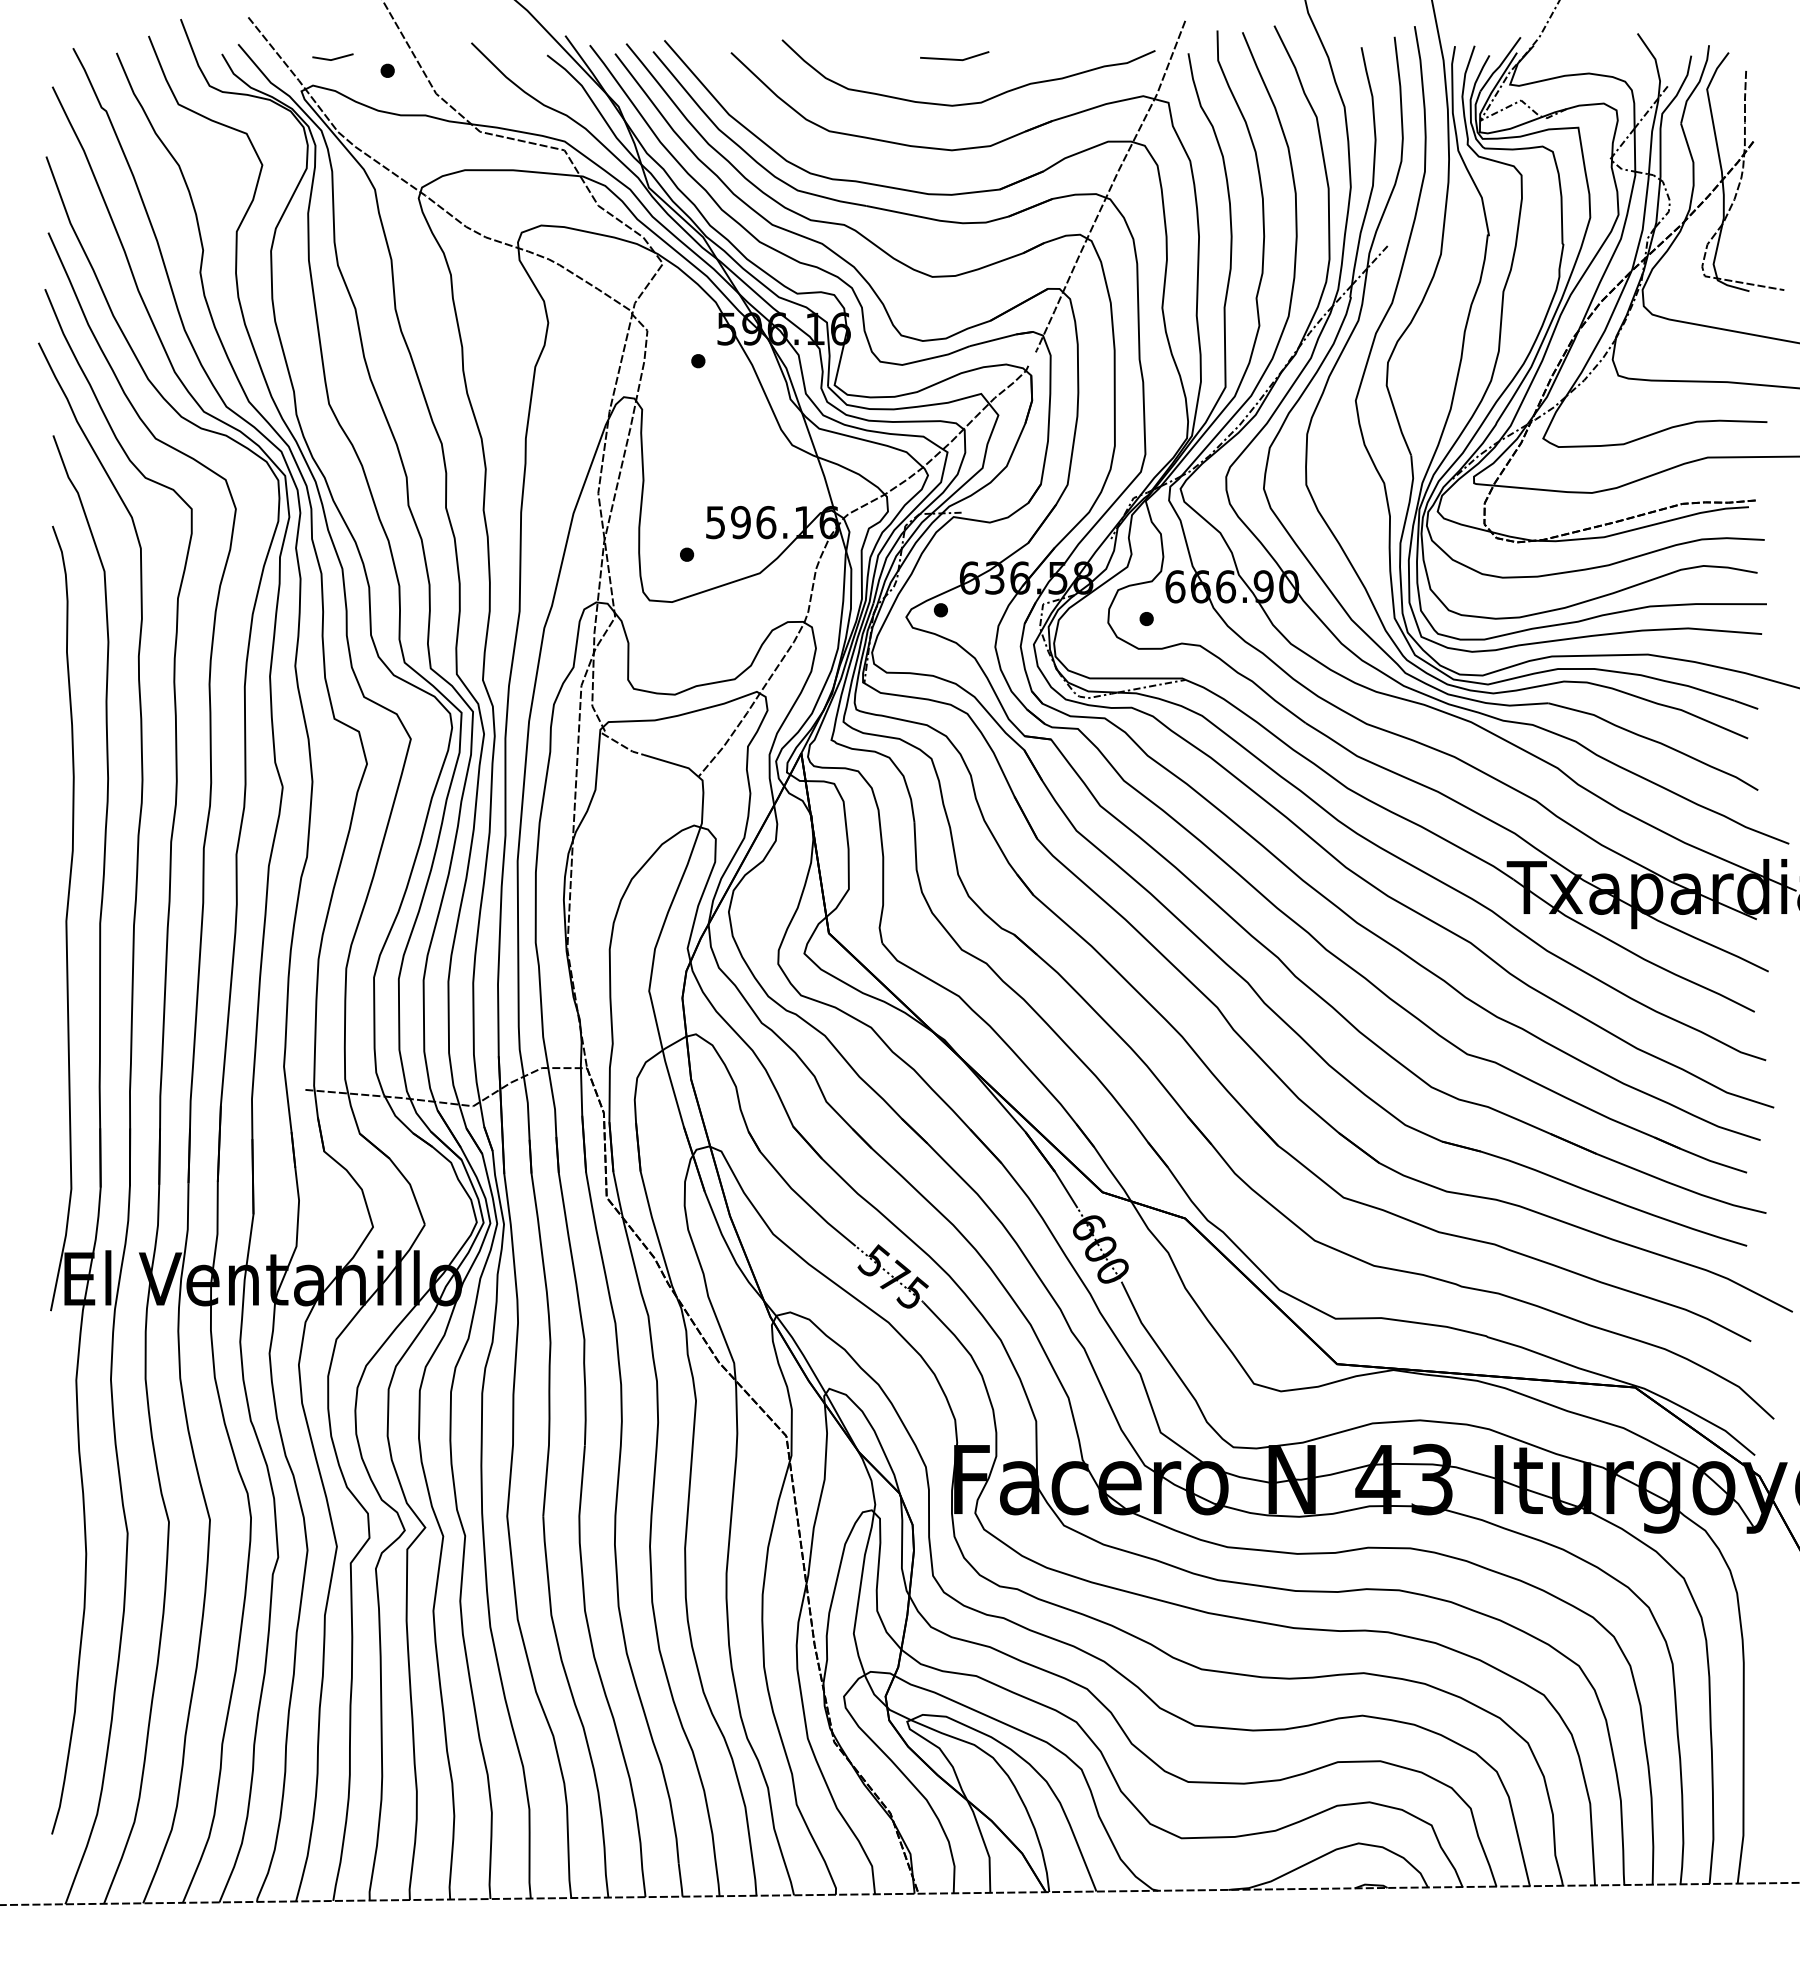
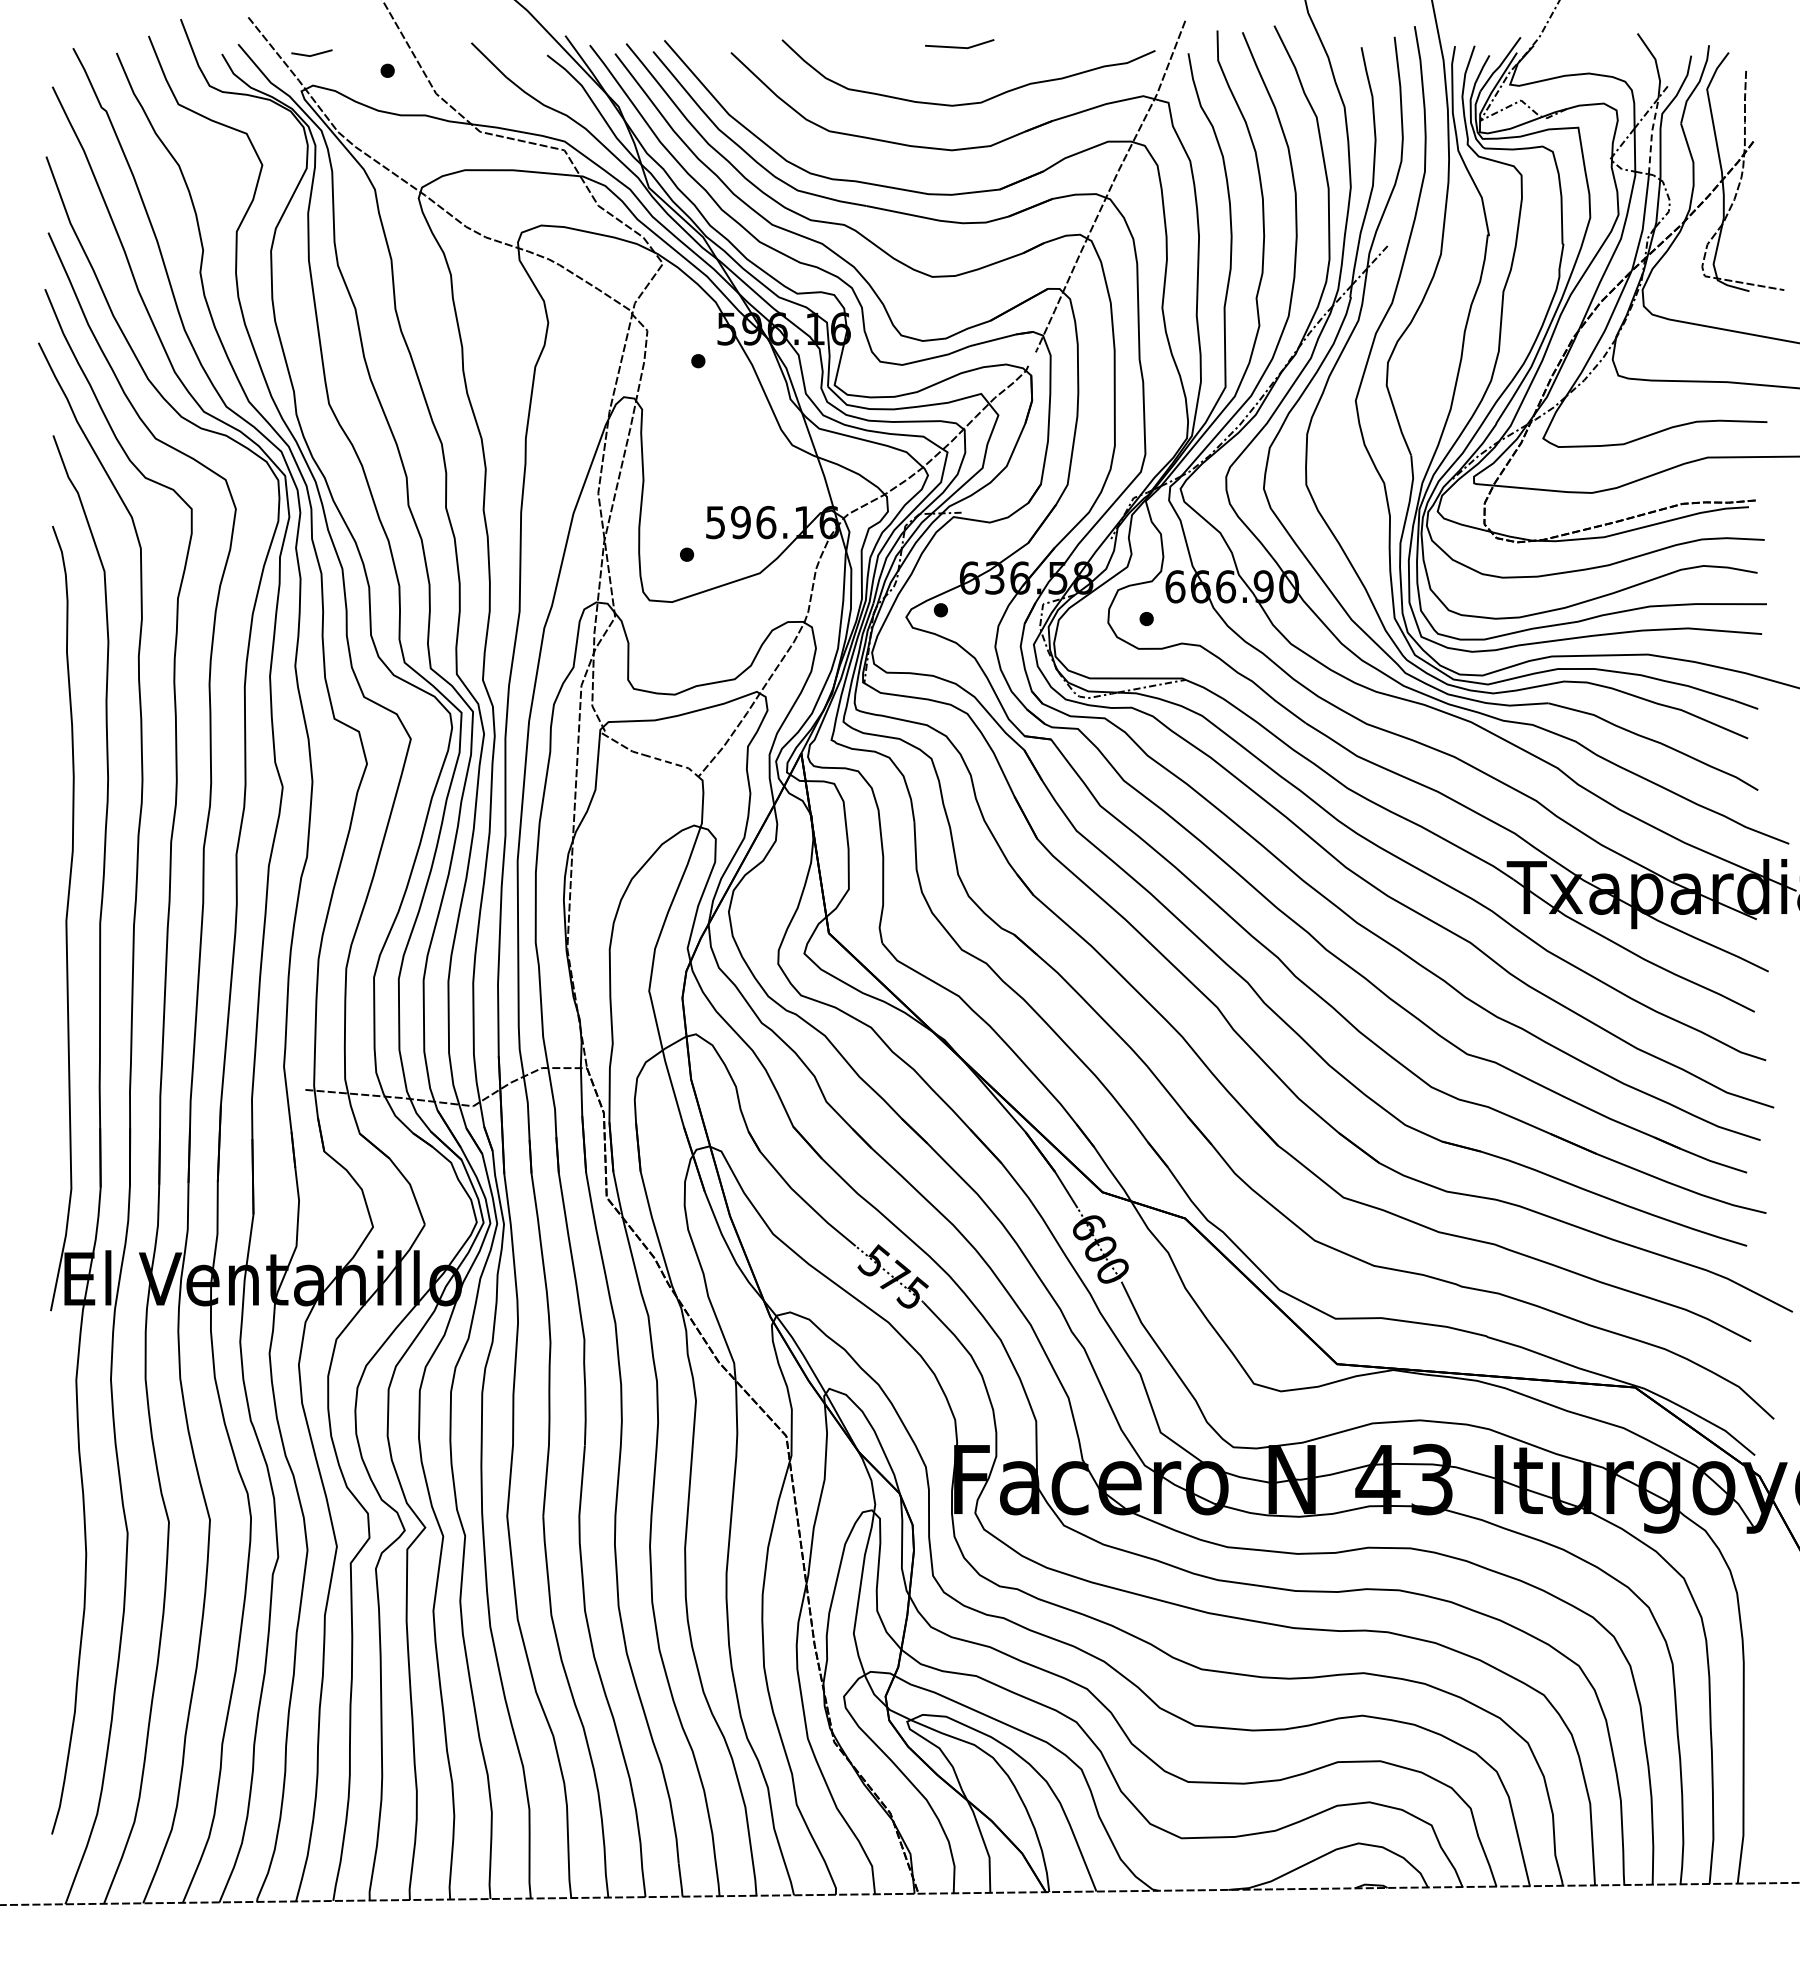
line position: (332, 58) -> (311, 54) (311, 54)
line position: (954, 58) -> (959, 46) (959, 46)
line: solid -> dashed (1651, 134)
line: solid -> dashed (673, 763)
